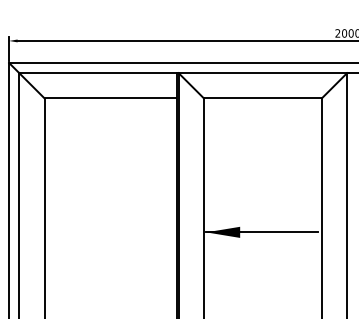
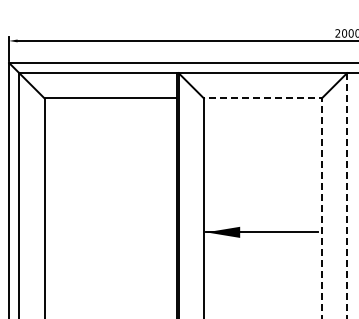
line: solid -> dashed (321, 148)
line: solid -> dashed (347, 195)
